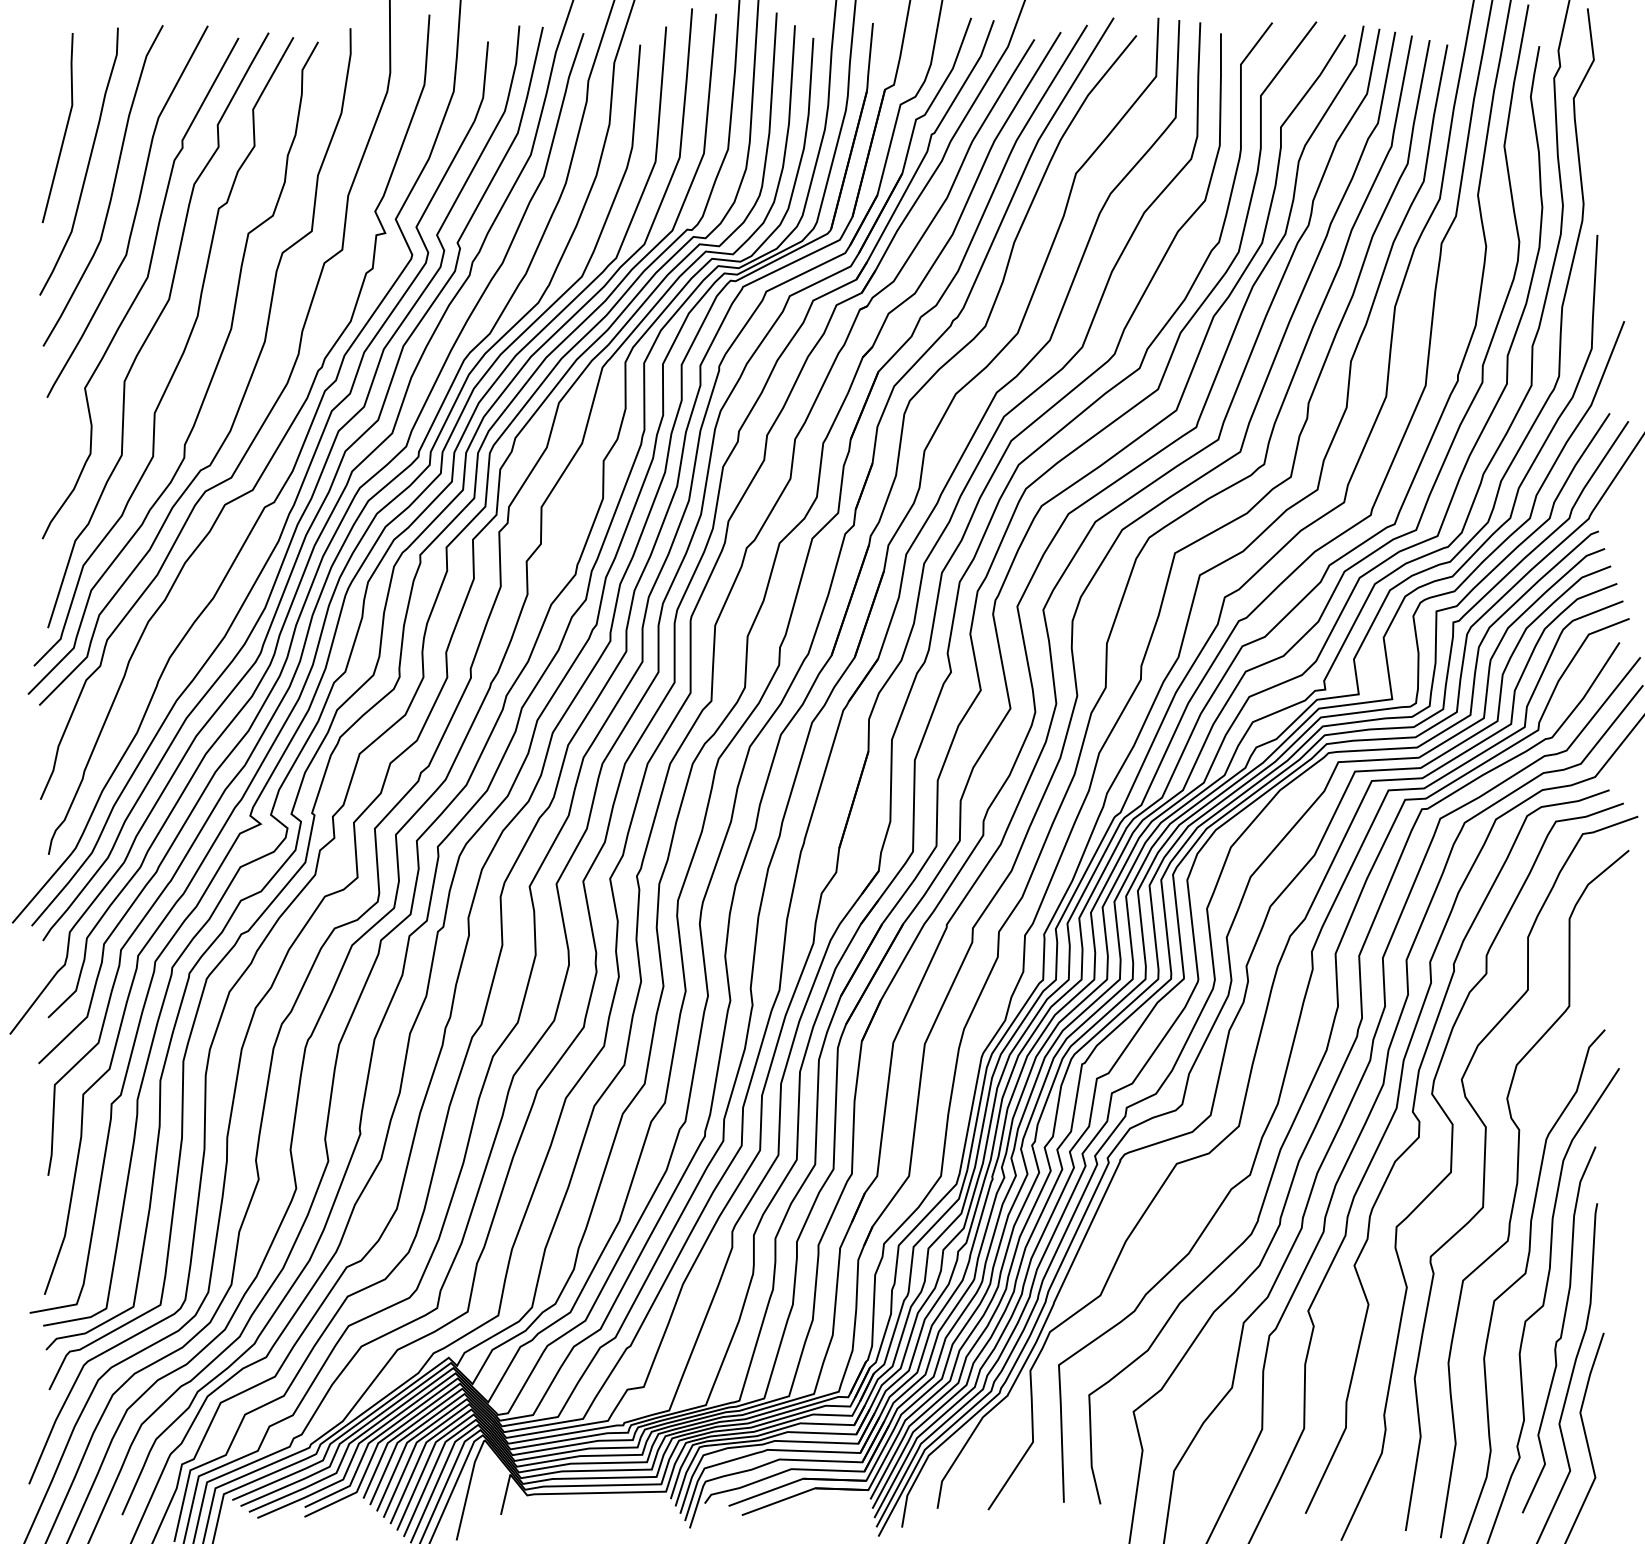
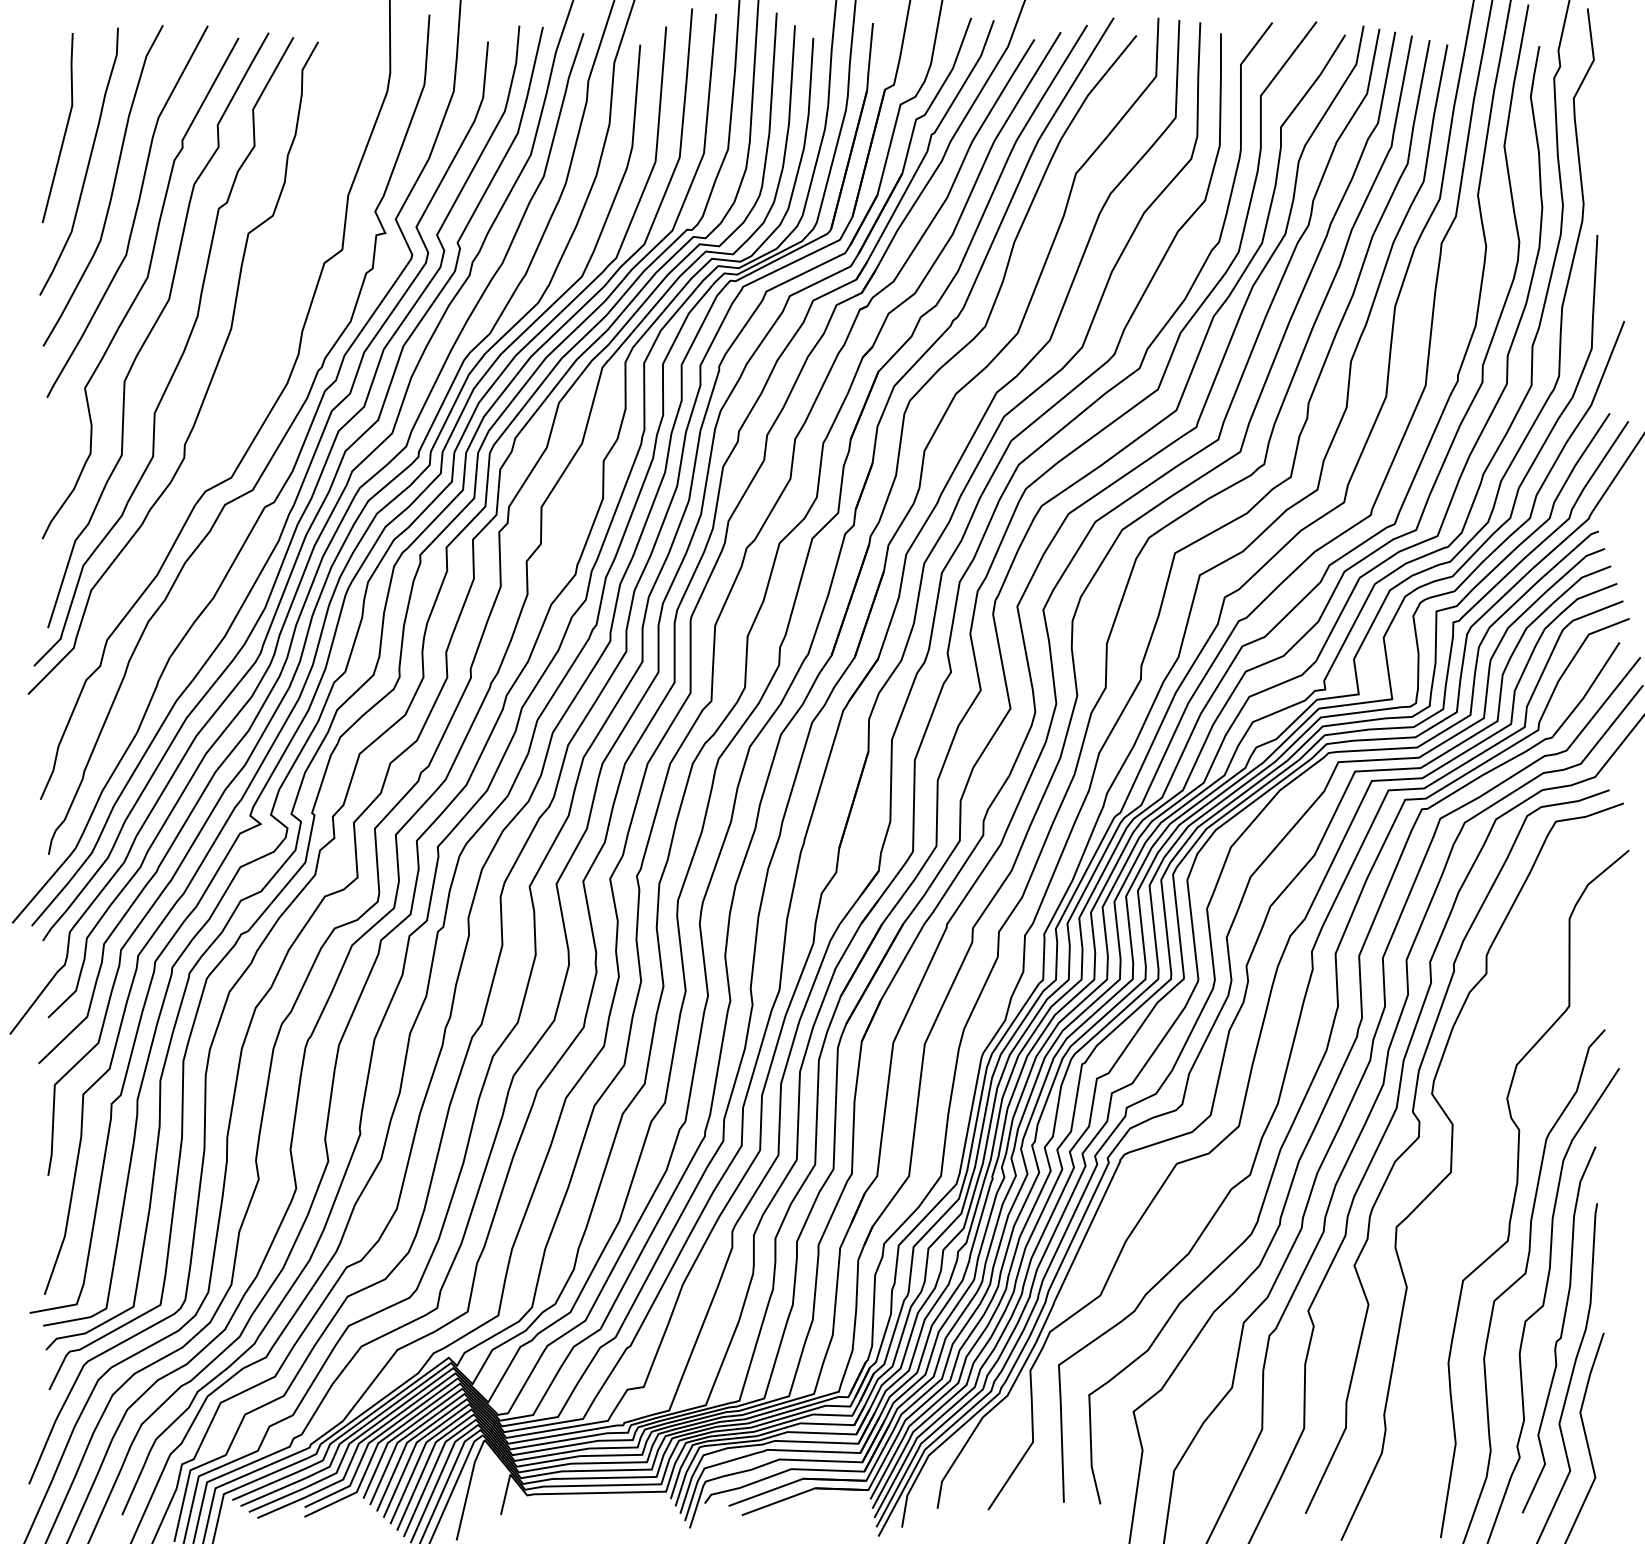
curve: present -> none (245, 388)
curve: present -> none (1485, 1172)
